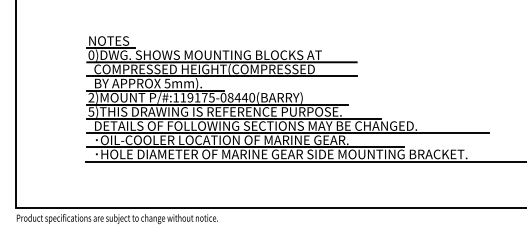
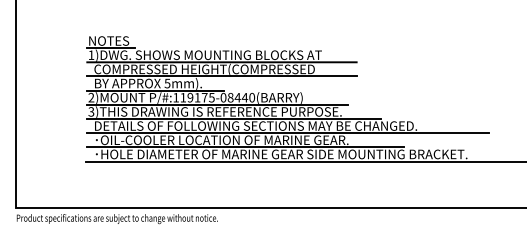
text: 0)DWG. -> 1)DWG. (91, 55)
text: 5)THIS -> 3)THIS (91, 111)
